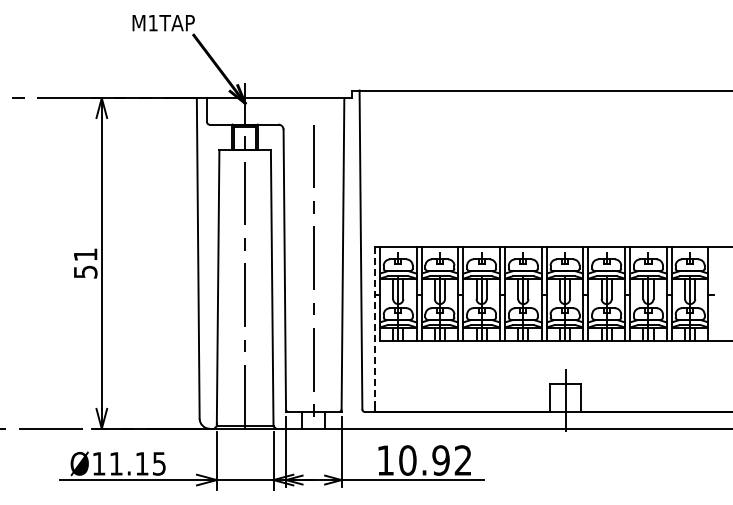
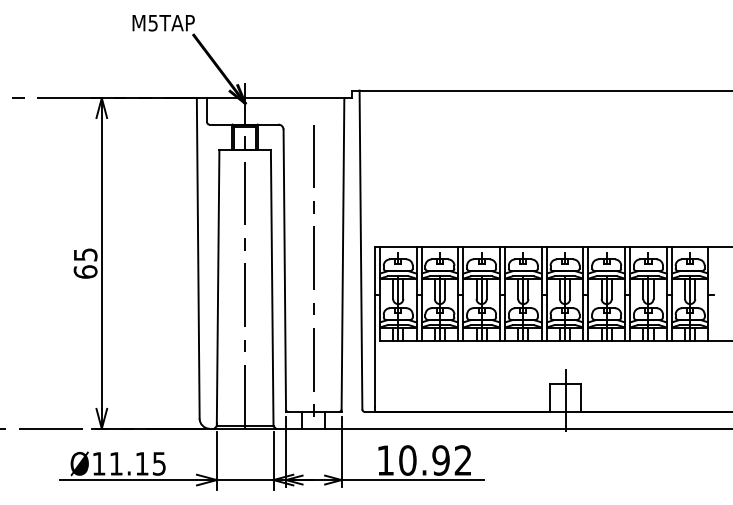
text: M1TAP -> M5TAP (152, 23)
text: 51 -> 65 (85, 263)
line: dashed -> solid (374, 327)
